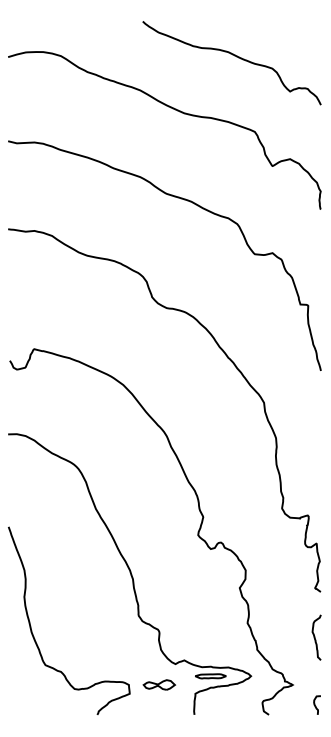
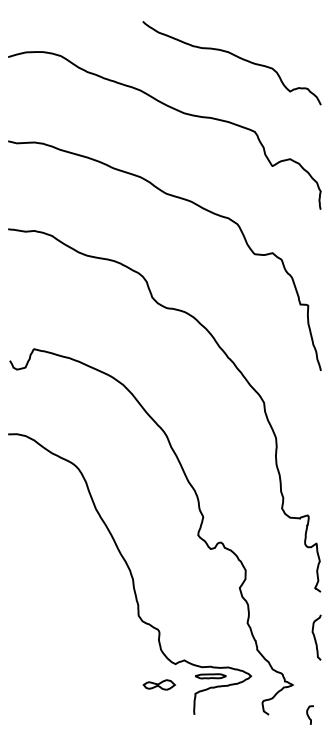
curve: present -> none (33, 633)
curve position: (315, 704) -> (308, 714) (308, 714)
